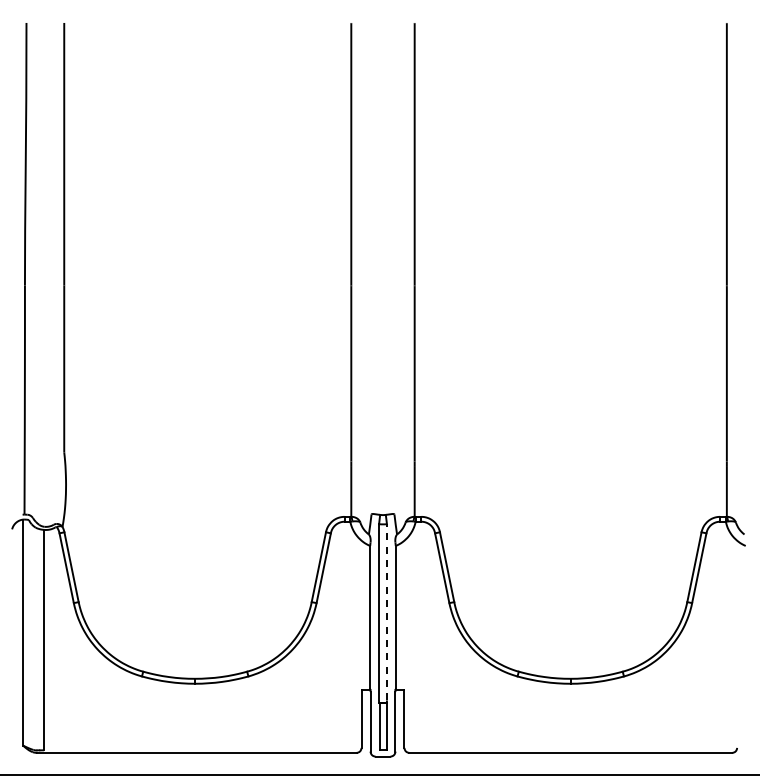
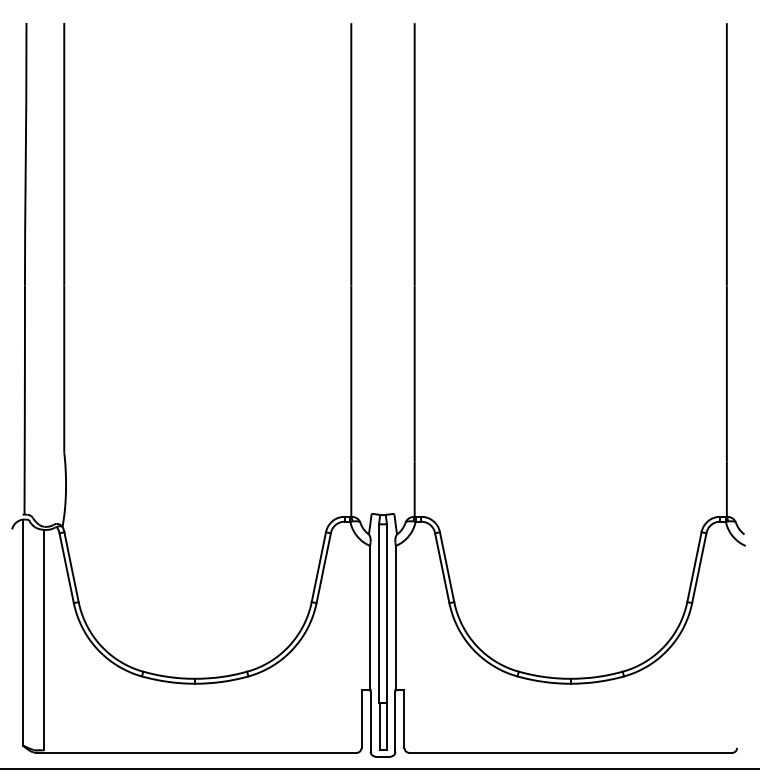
line: dashed -> solid (386, 611)
line position: (379, 775) -> (379, 769) (379, 769)
